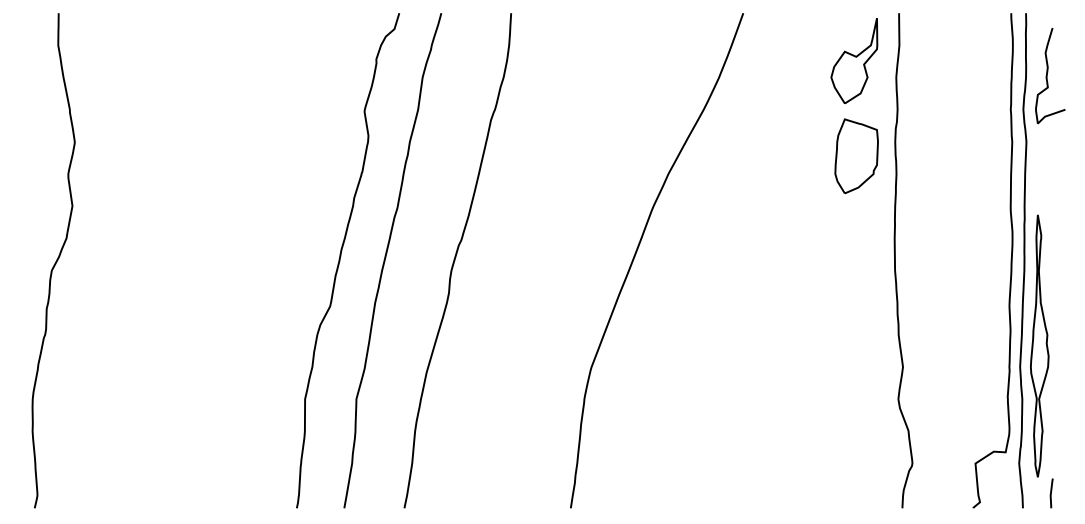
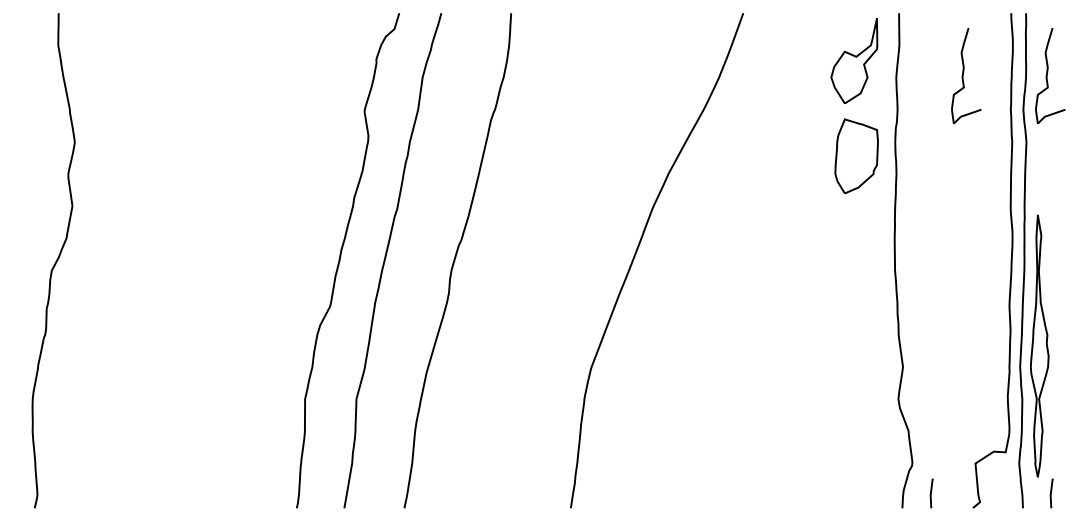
curve: none -> present (963, 76)
line: none -> present (931, 493)
